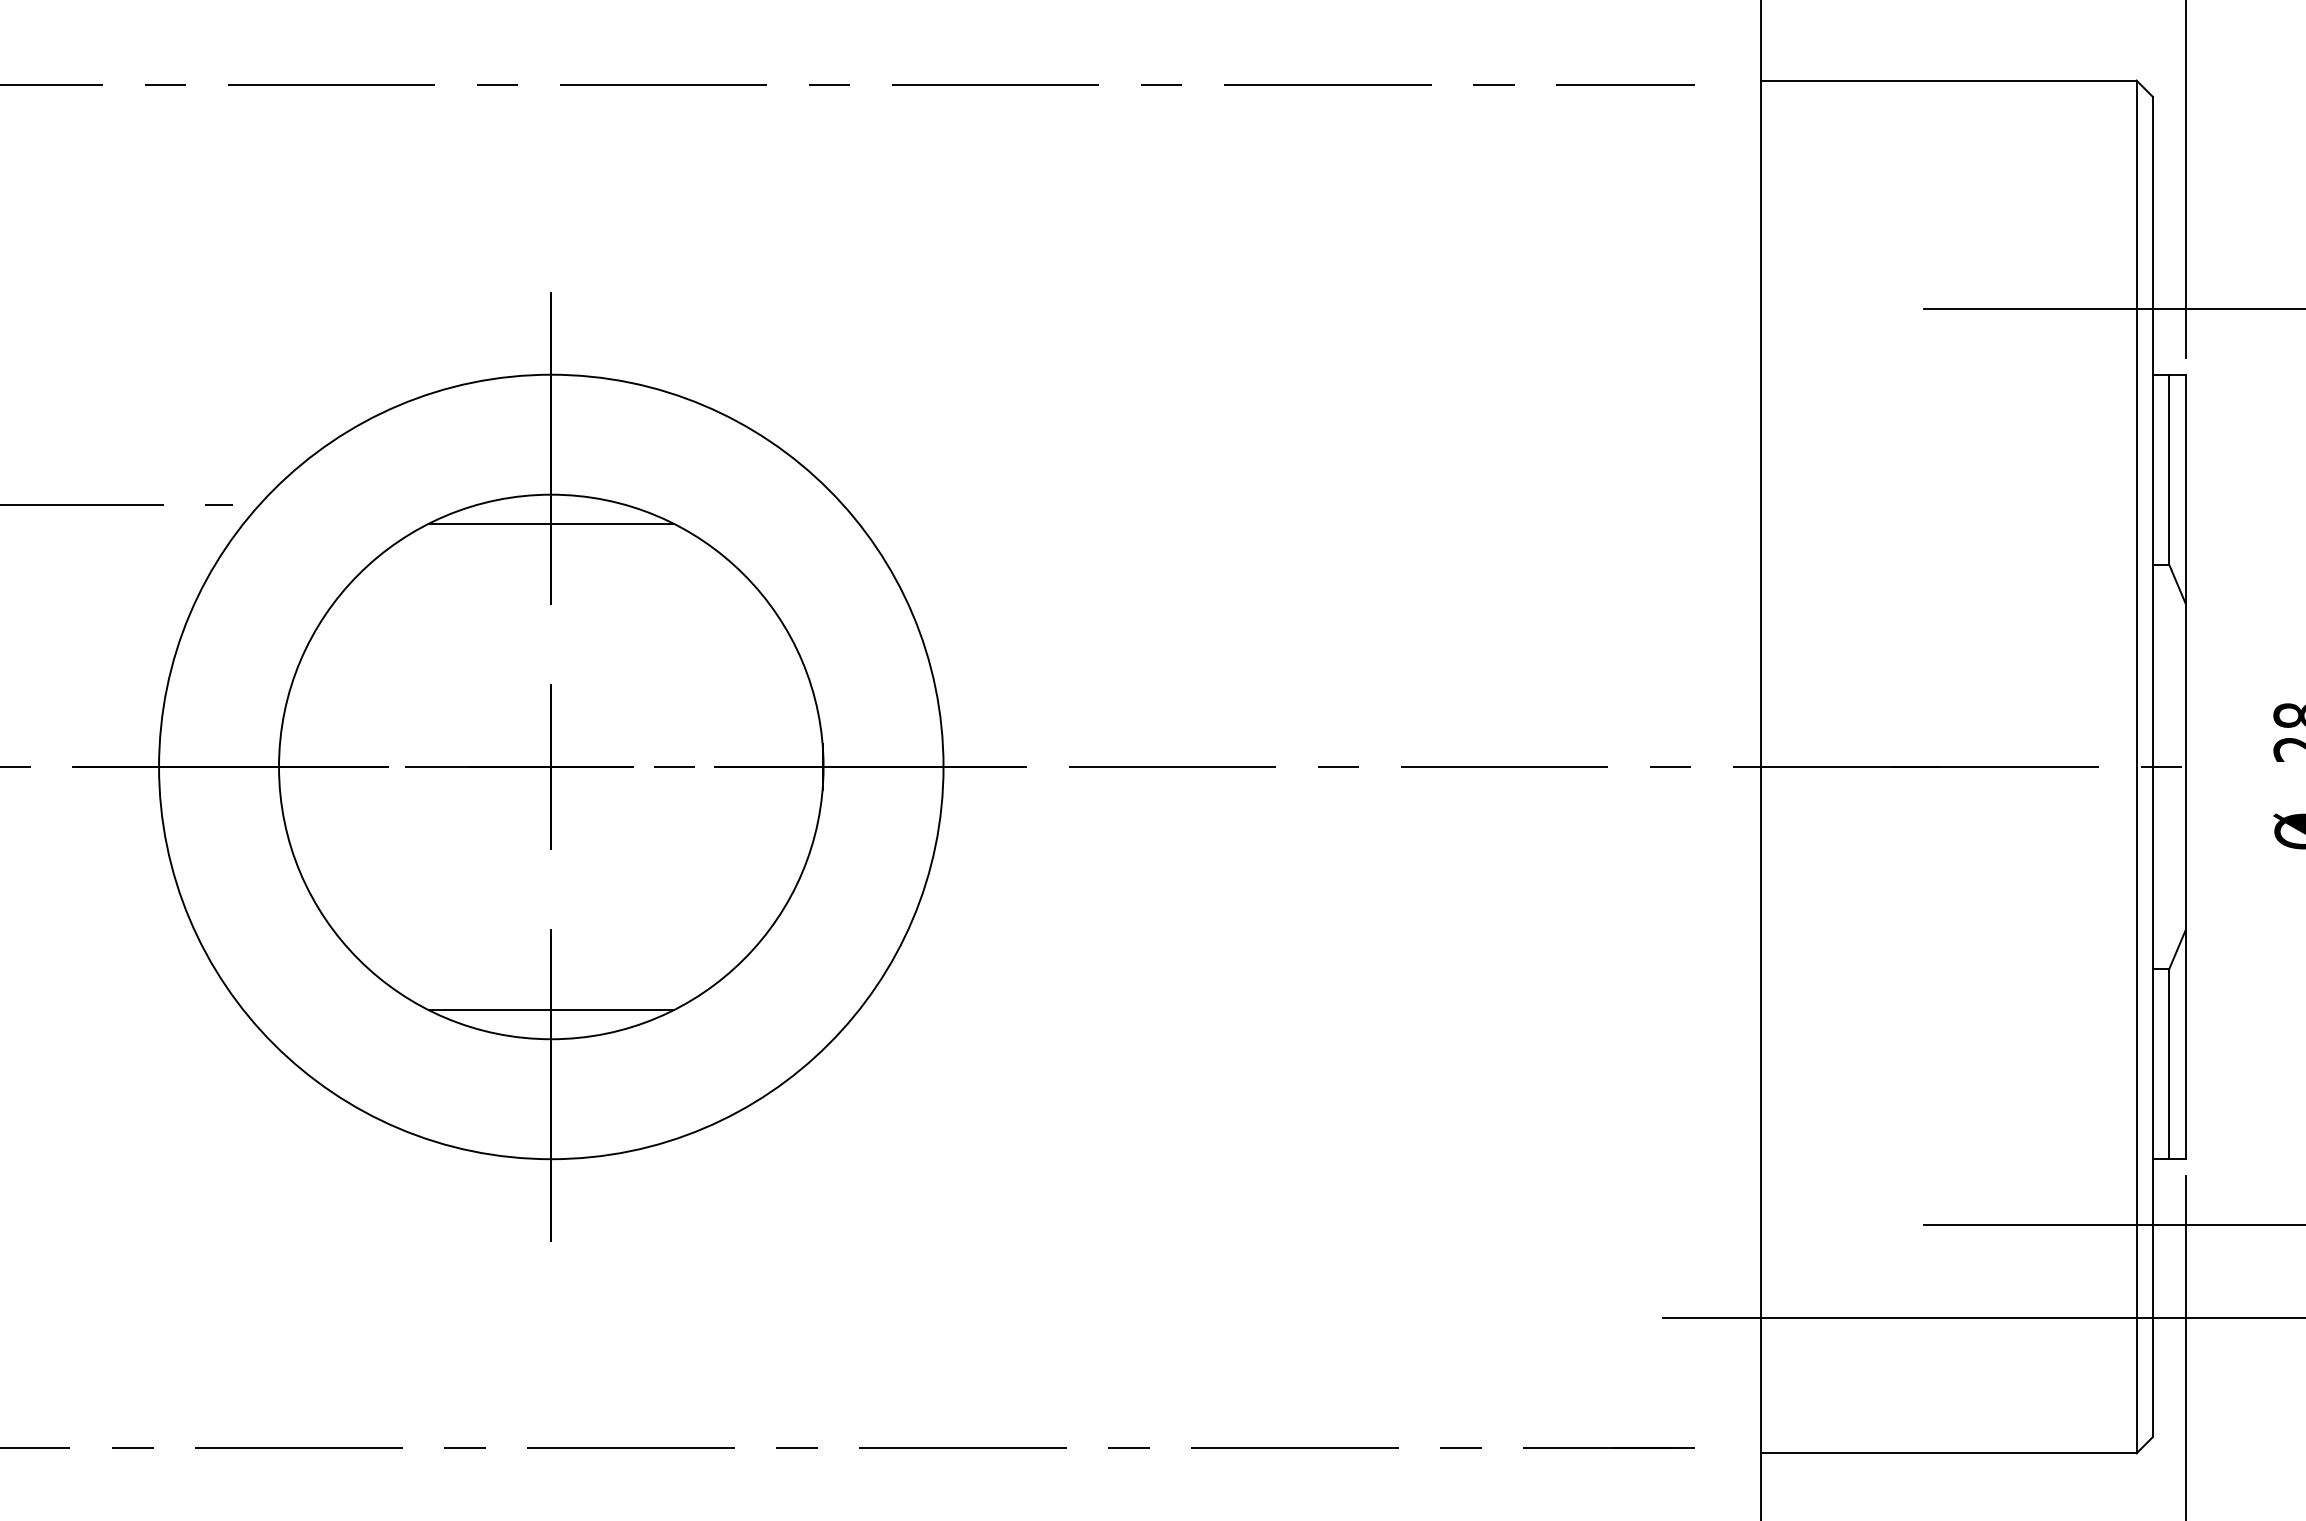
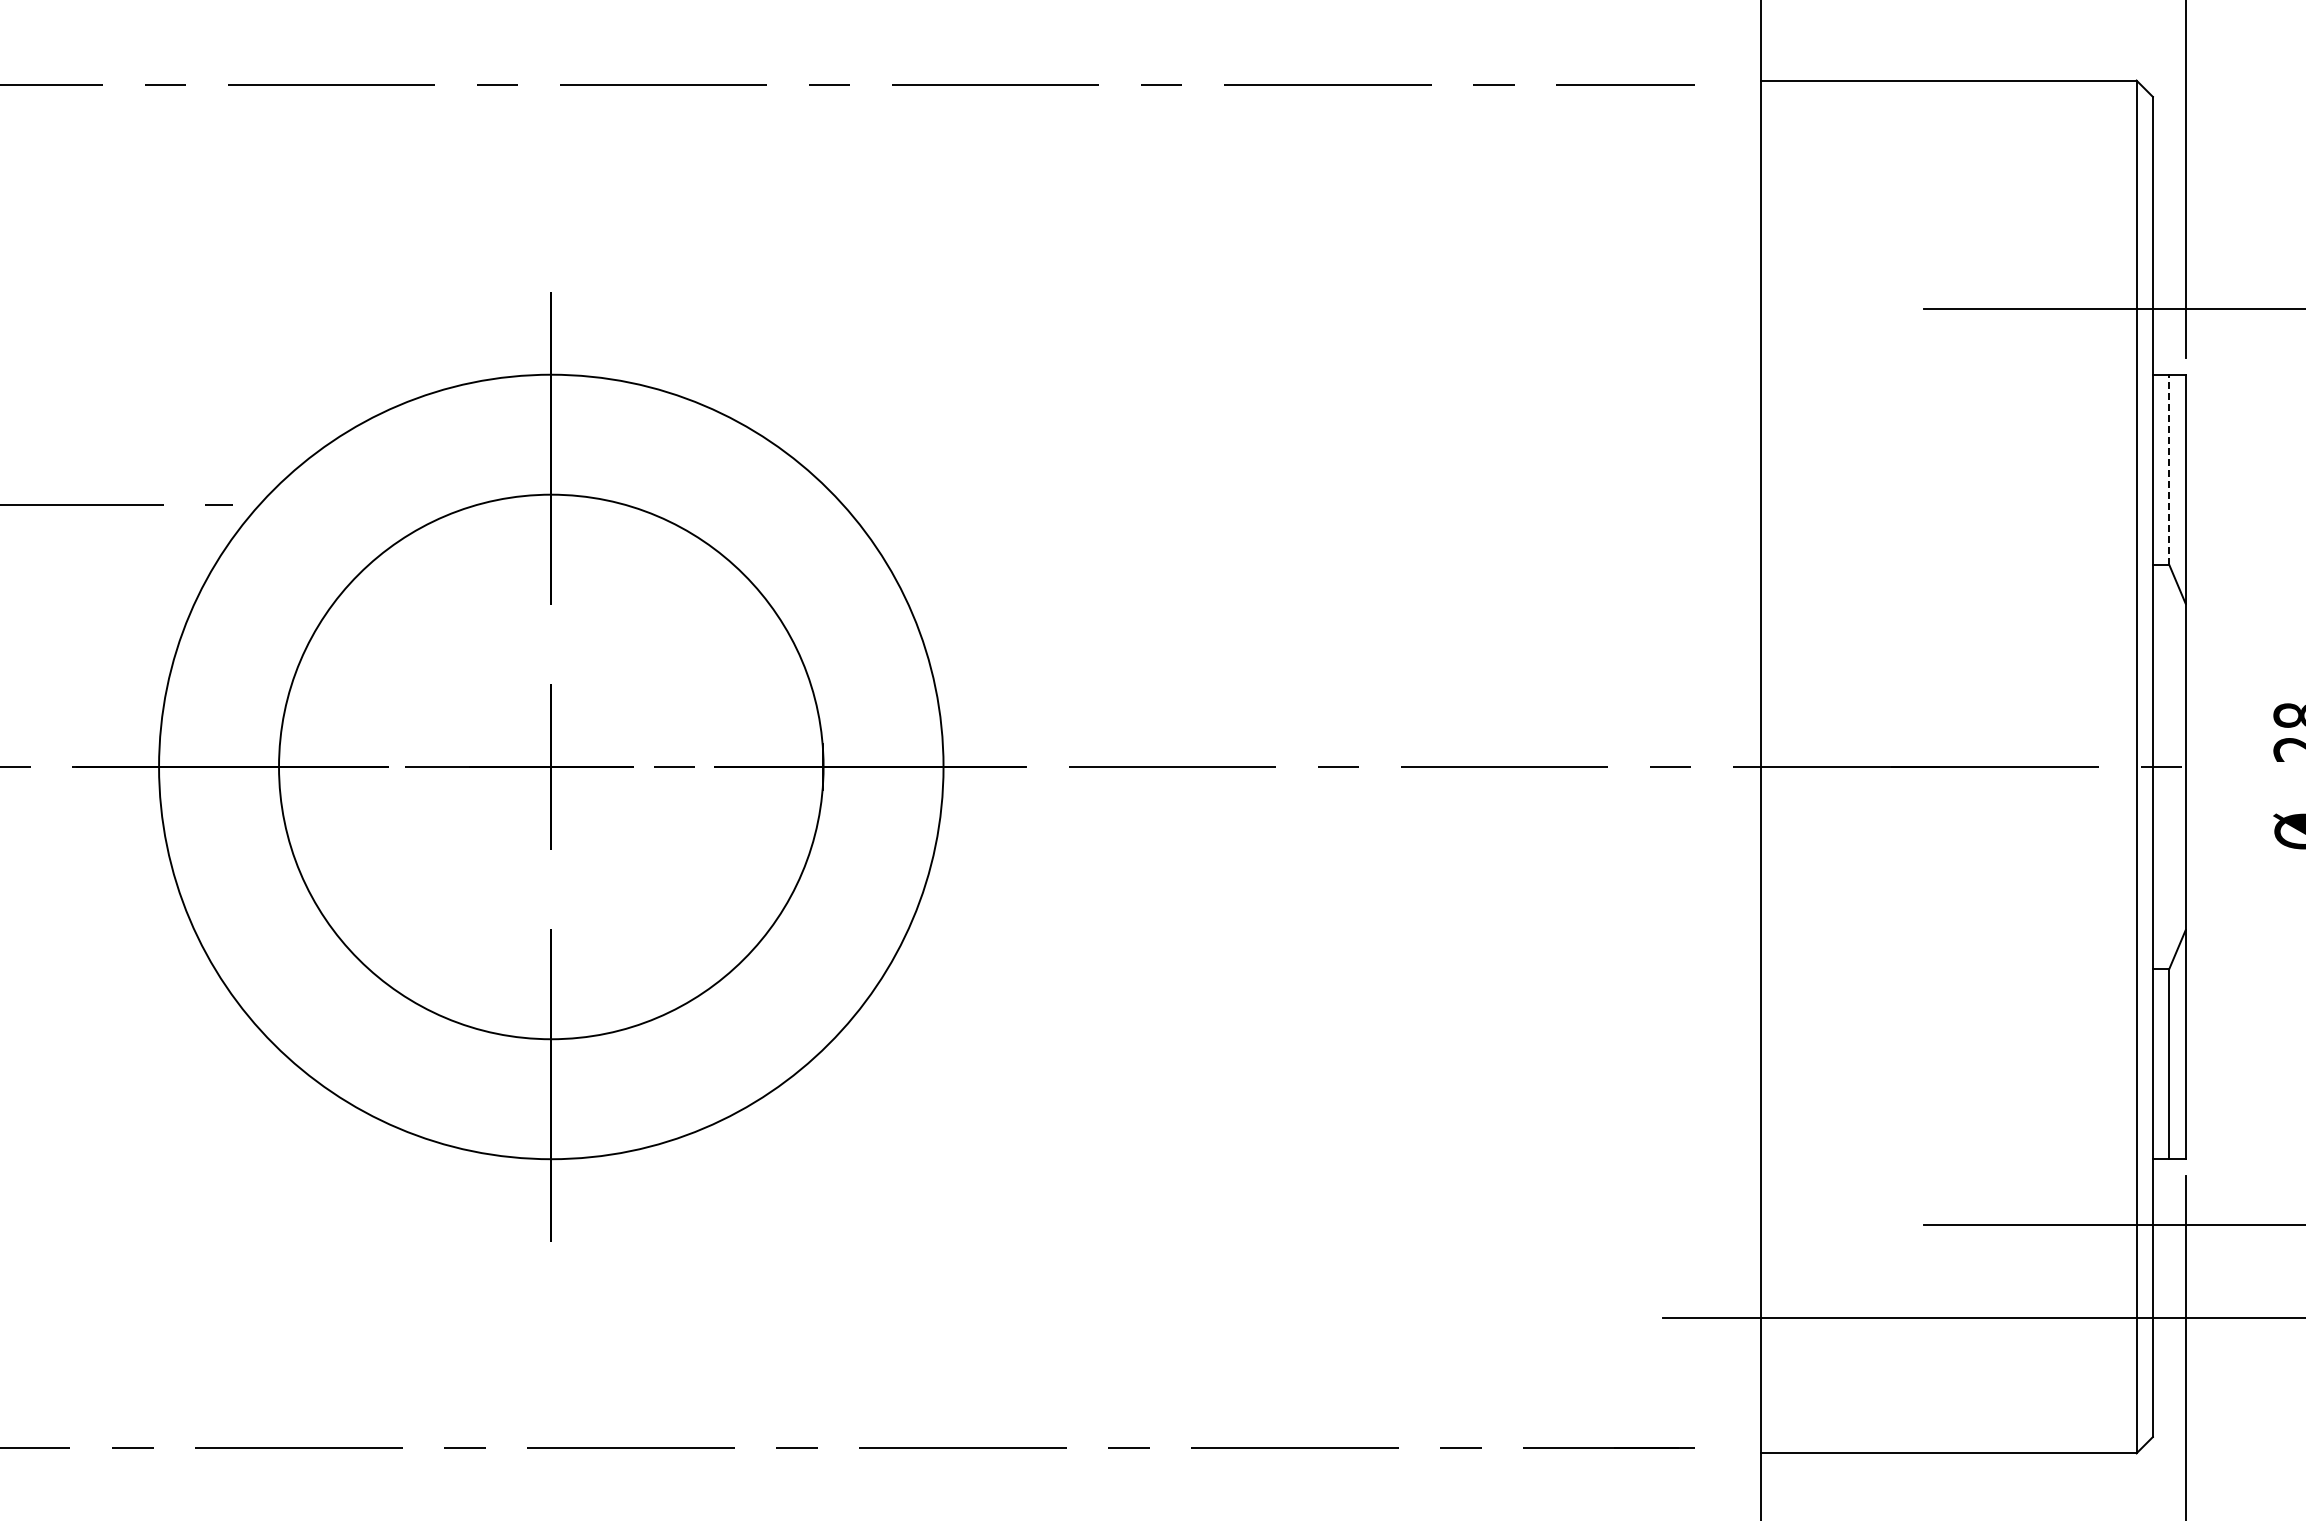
line: solid -> dashed (2169, 469)
line: present -> none (551, 523)
line: present -> none (551, 1010)
